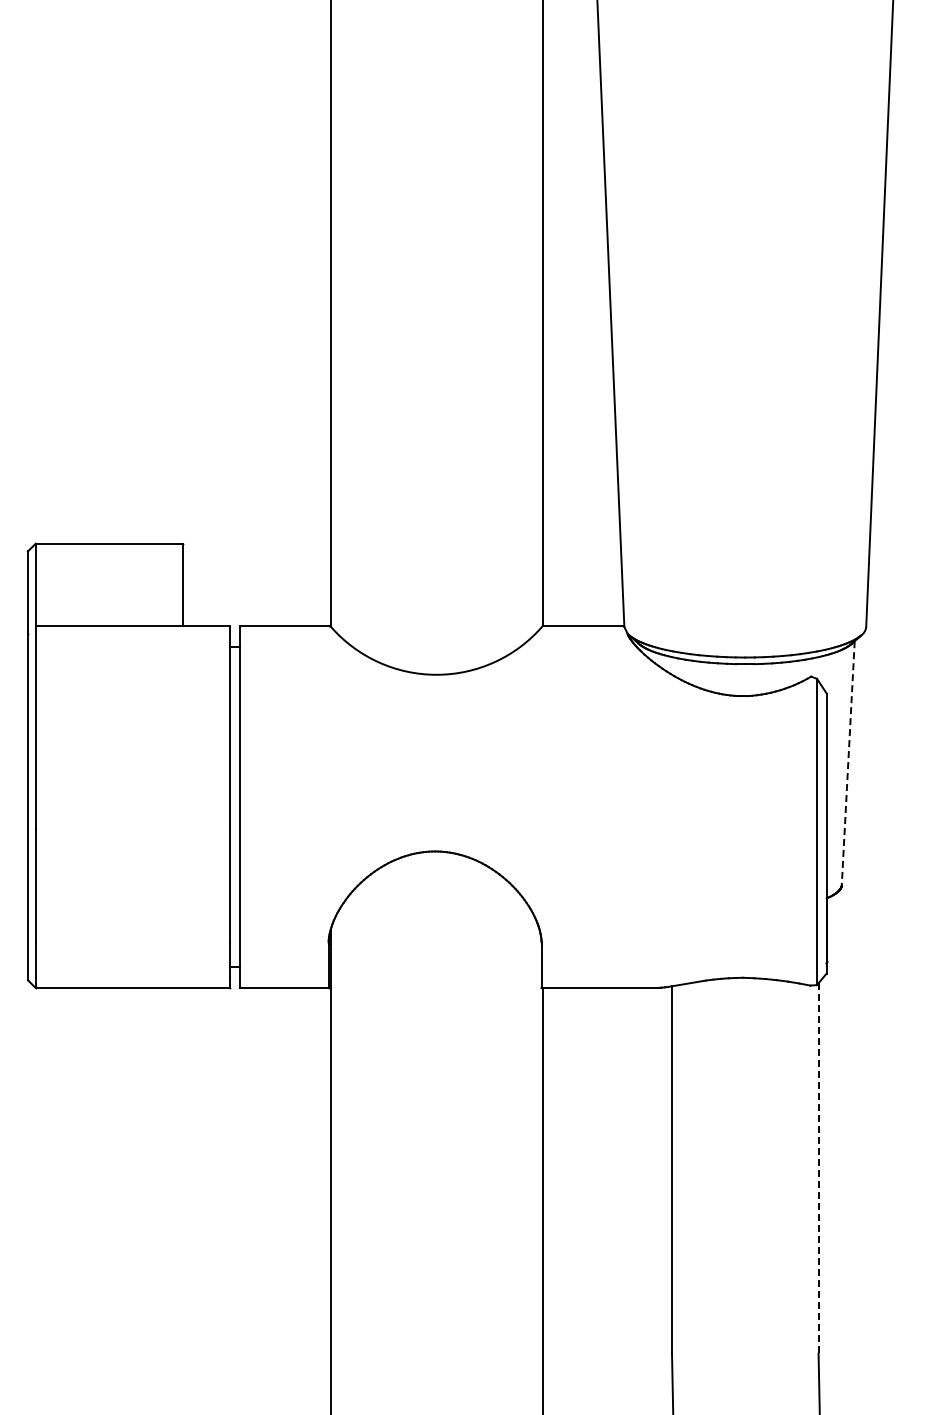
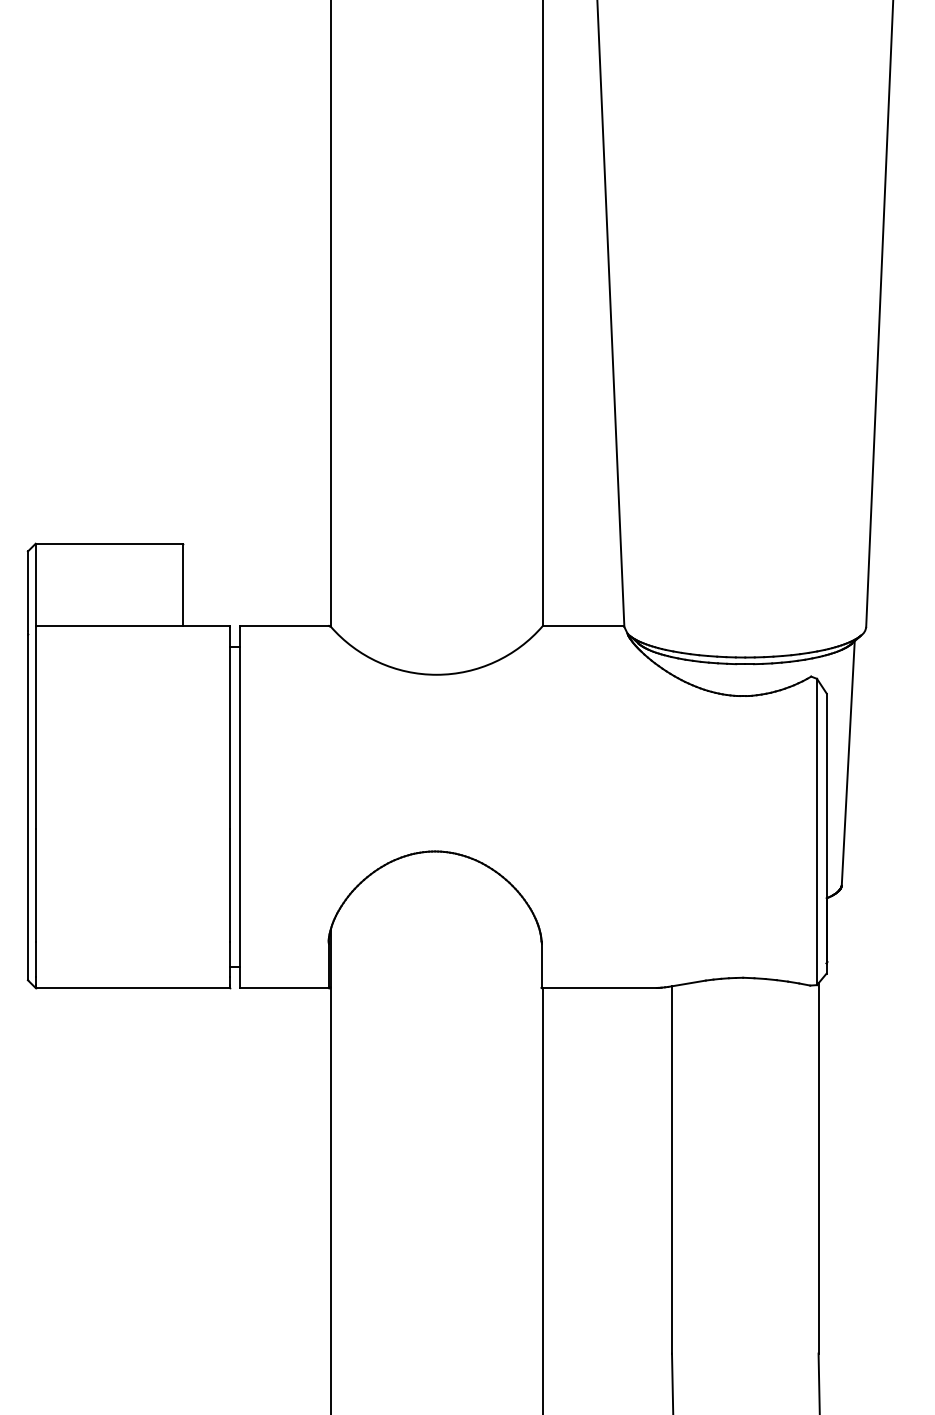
line: dashed -> solid (848, 763)
line: dashed -> solid (818, 1168)
